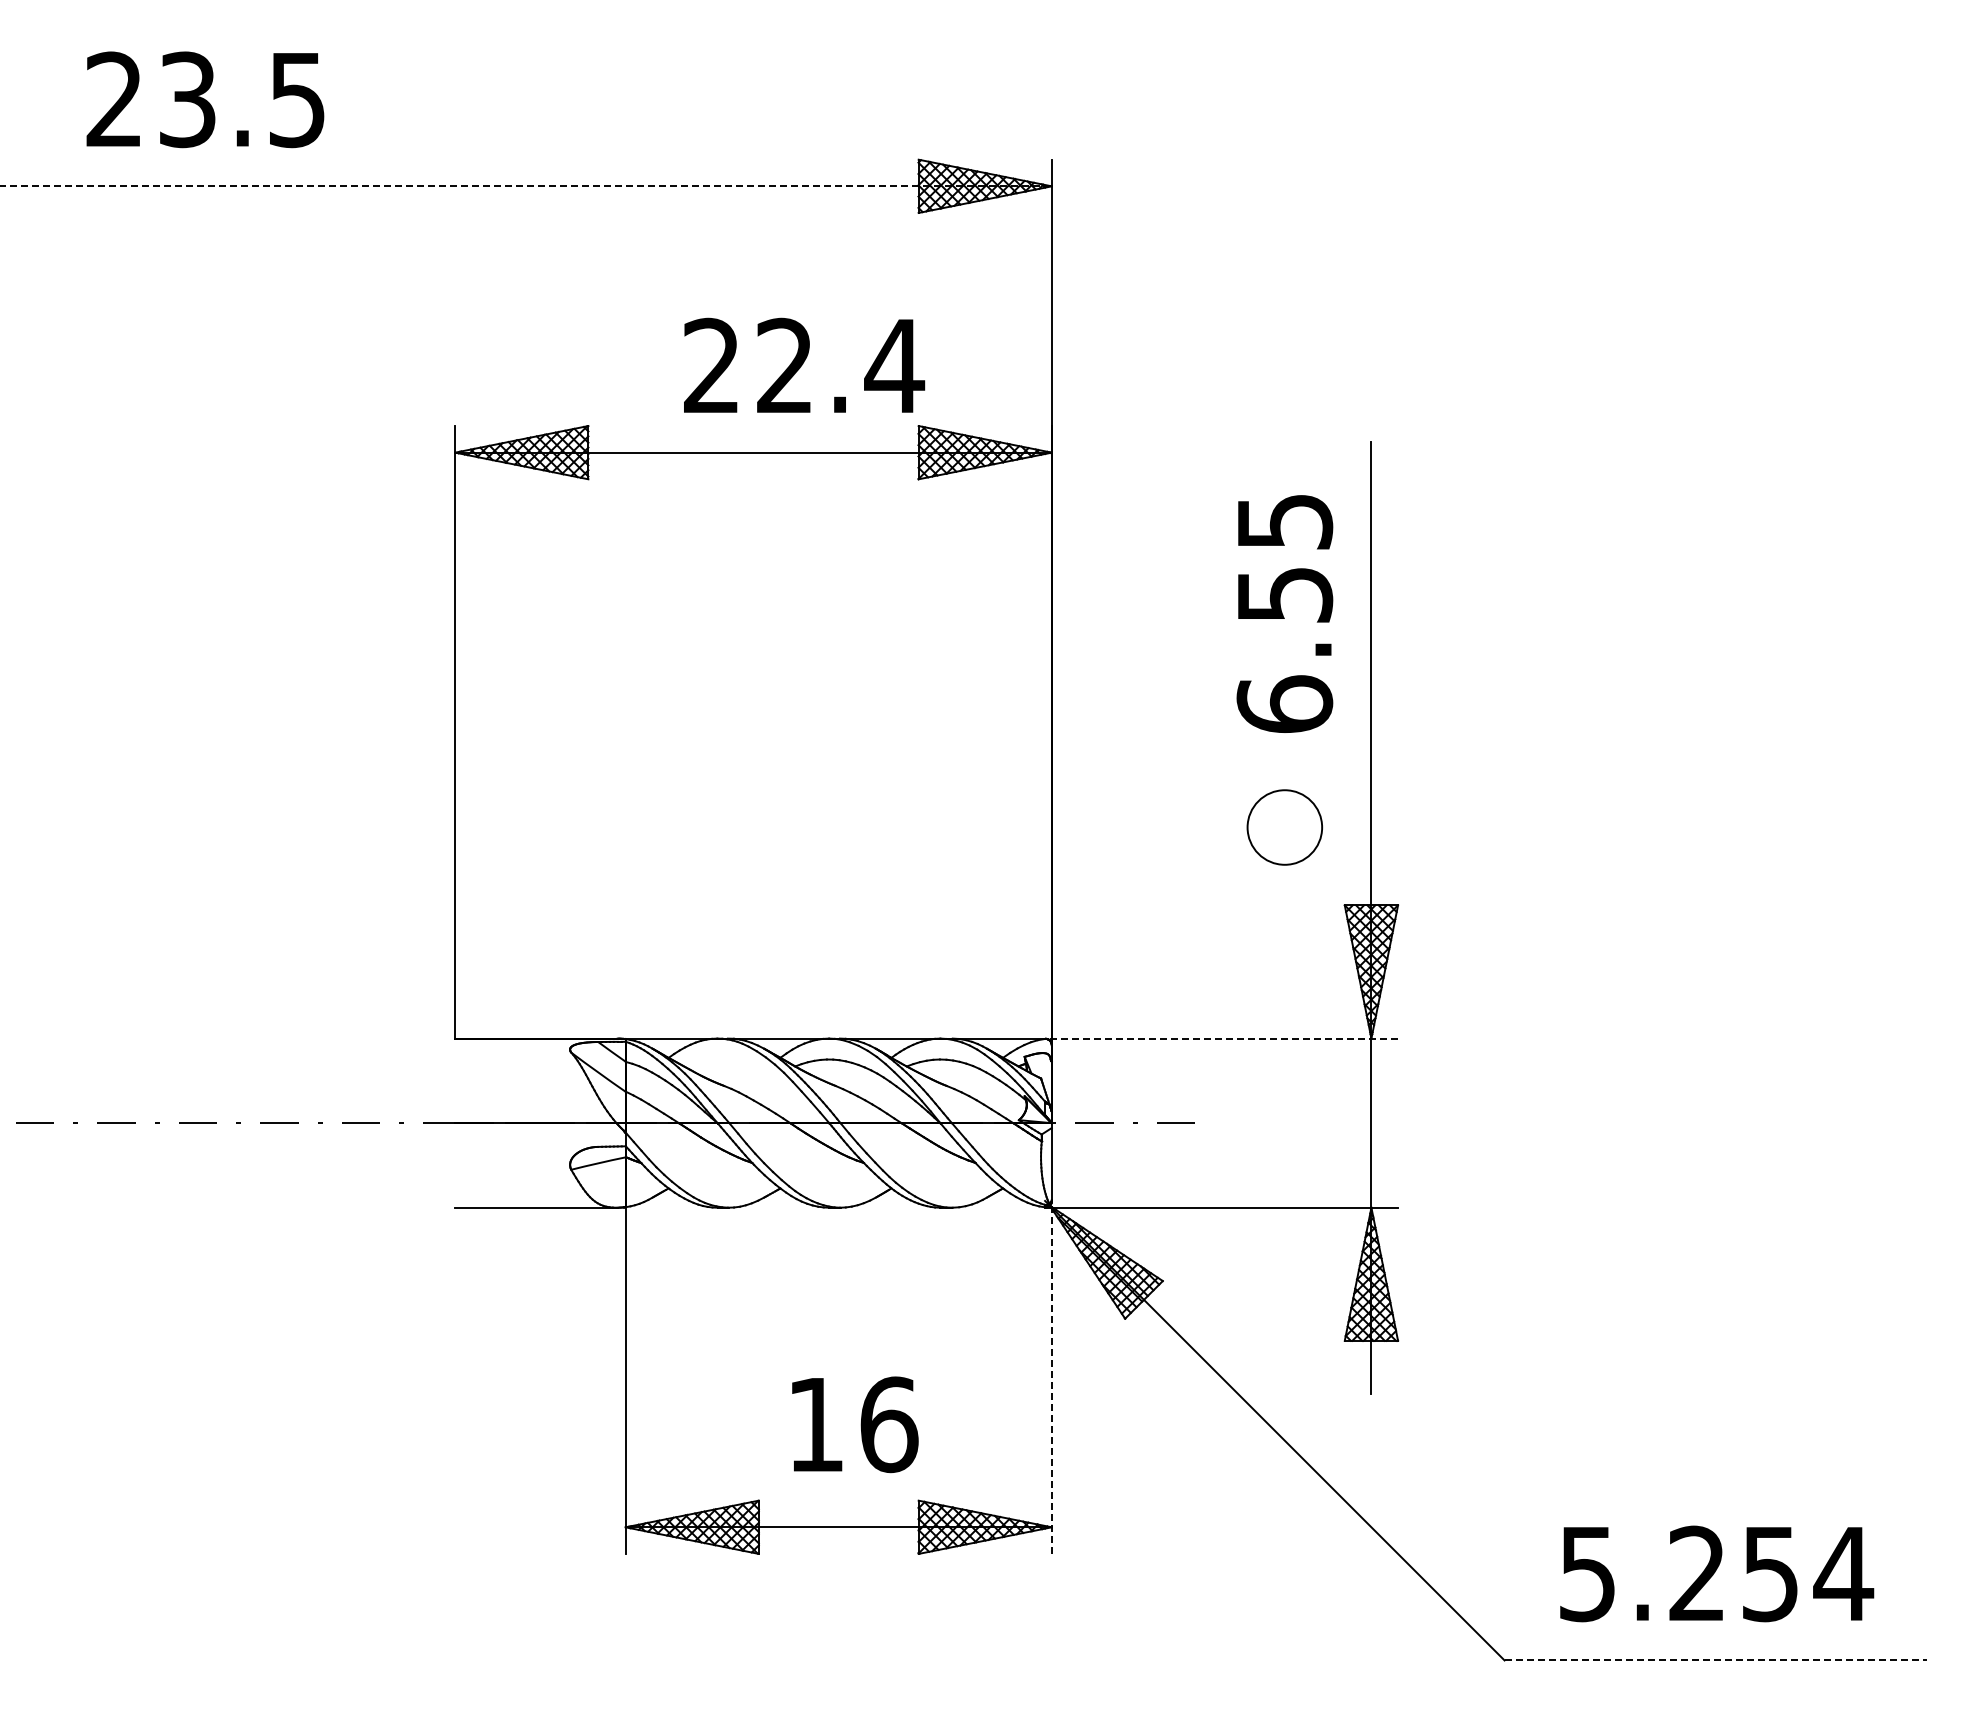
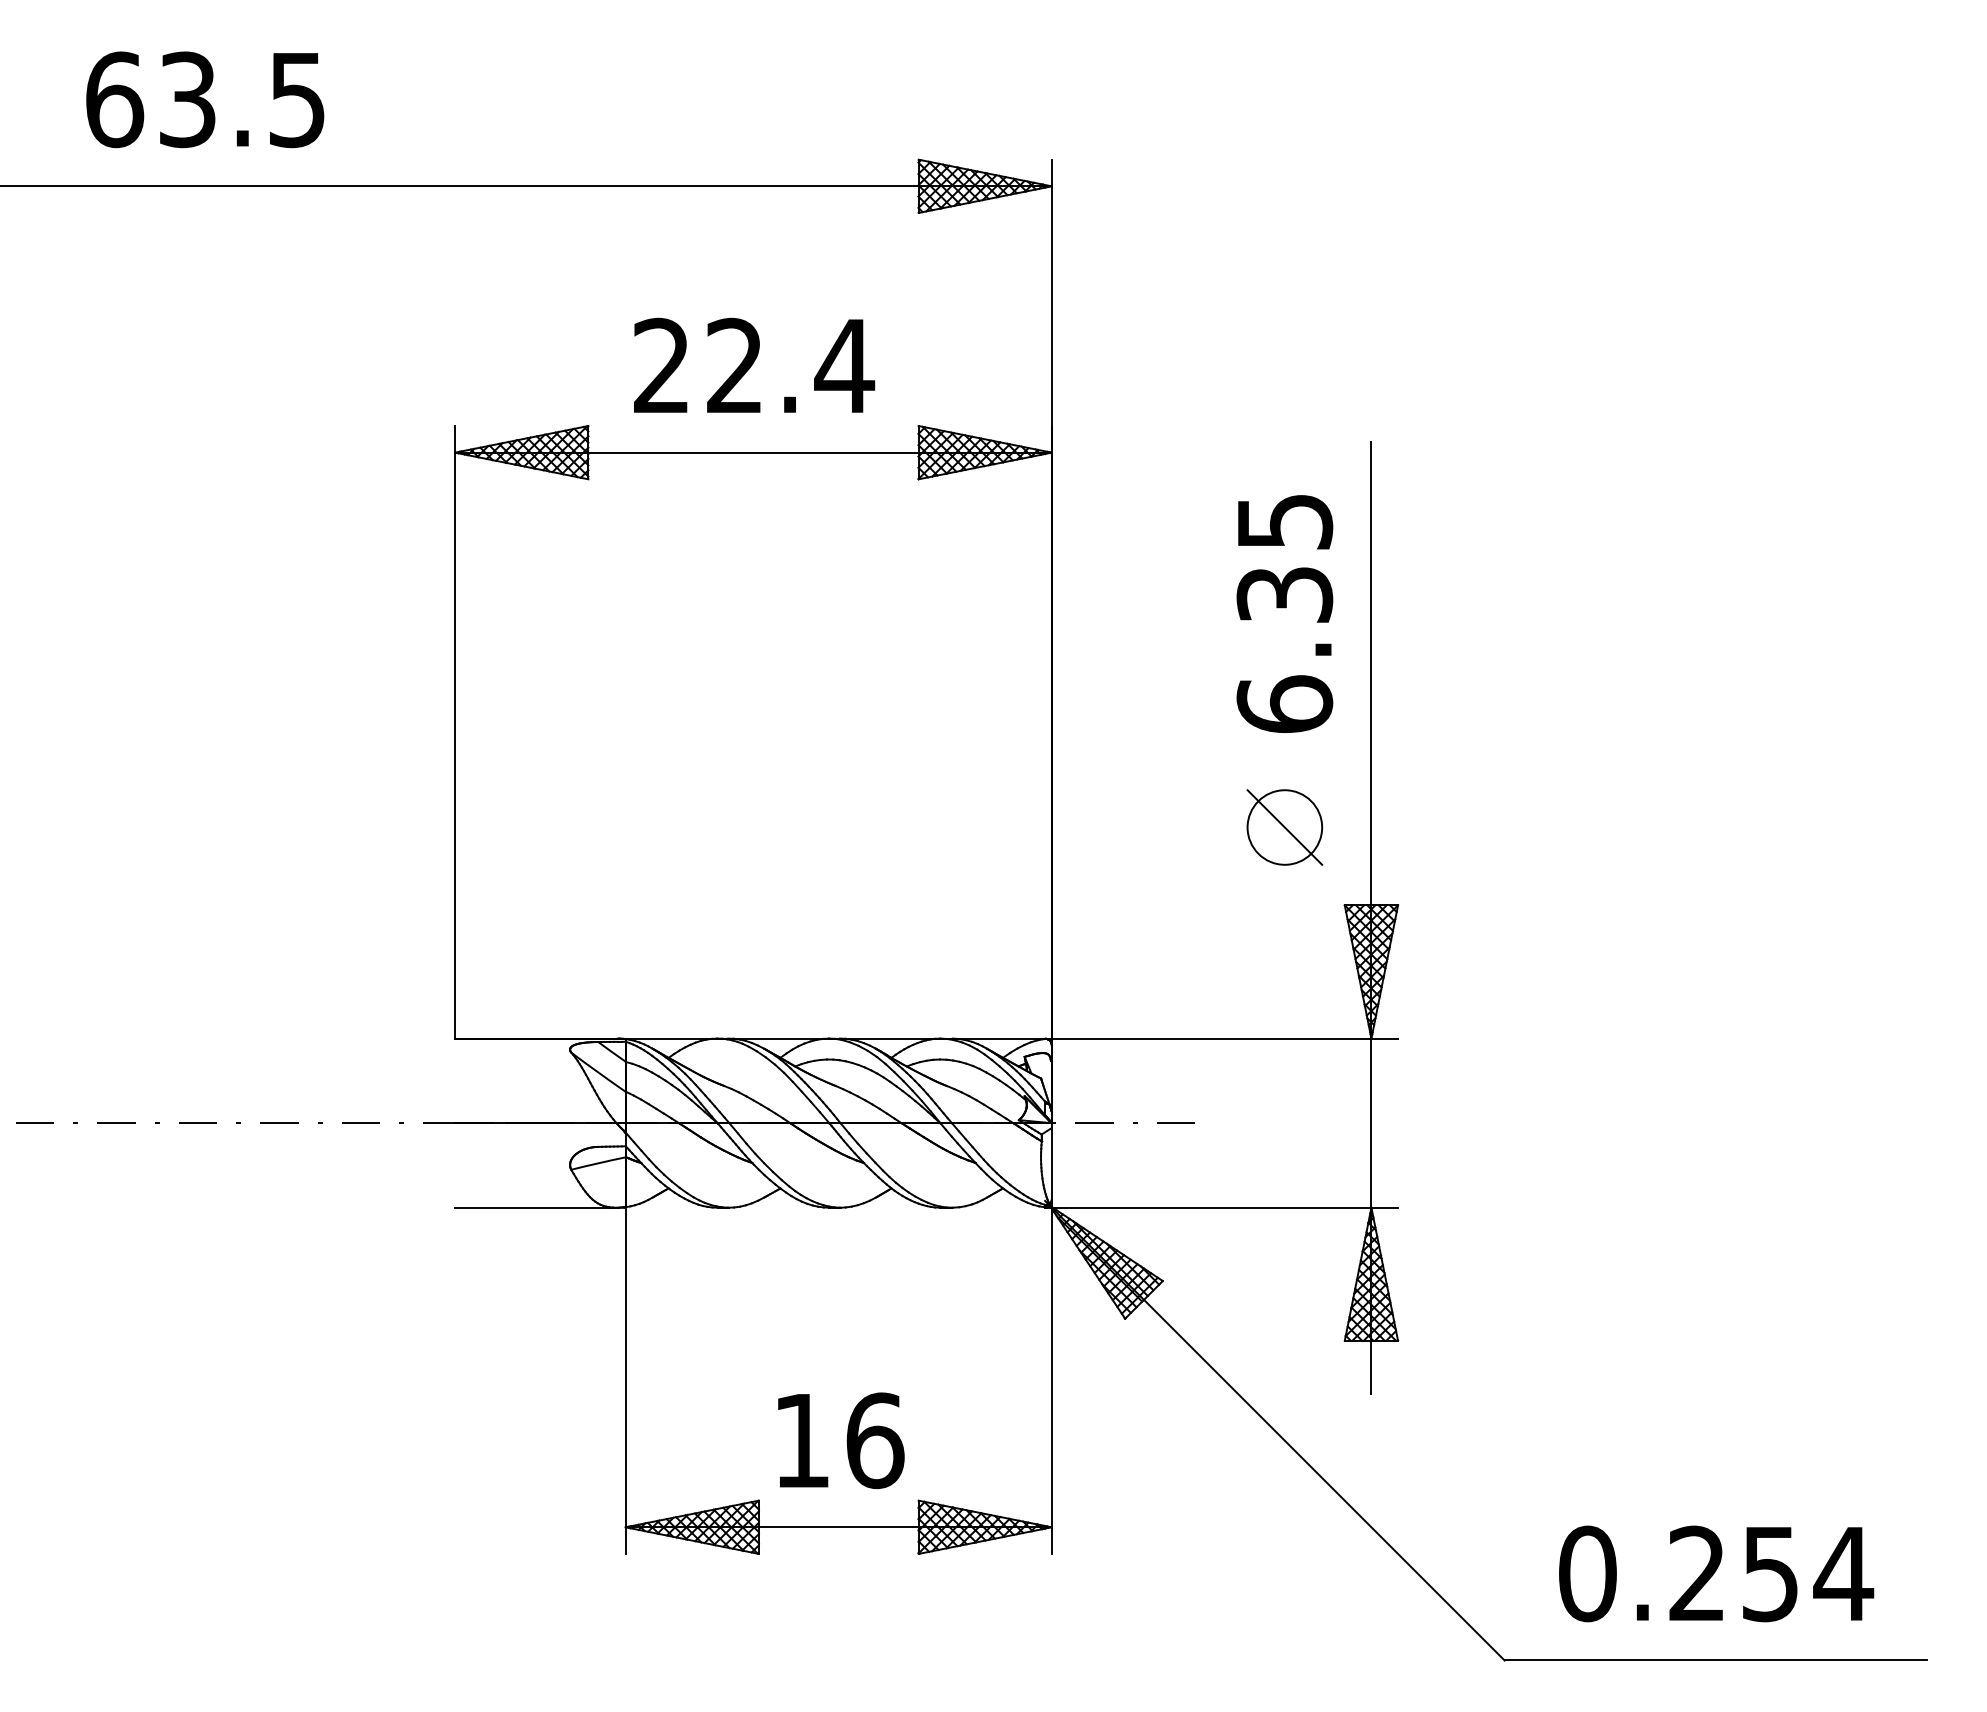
text: 23.5 -> 63.5 (115, 99)
line: dashed -> solid (526, 186)
text position: (804, 364) -> (754, 364) (754, 364)
text: 6.55 -> 6.35 (1284, 594)
line: none -> present (1284, 827)
line: dashed -> solid (1221, 1038)
line: dashed -> solid (1051, 1376)
text position: (855, 1424) -> (841, 1440) (841, 1440)
text: 5.254 -> 0.254 (1587, 1573)
line: dashed -> solid (1716, 1660)
